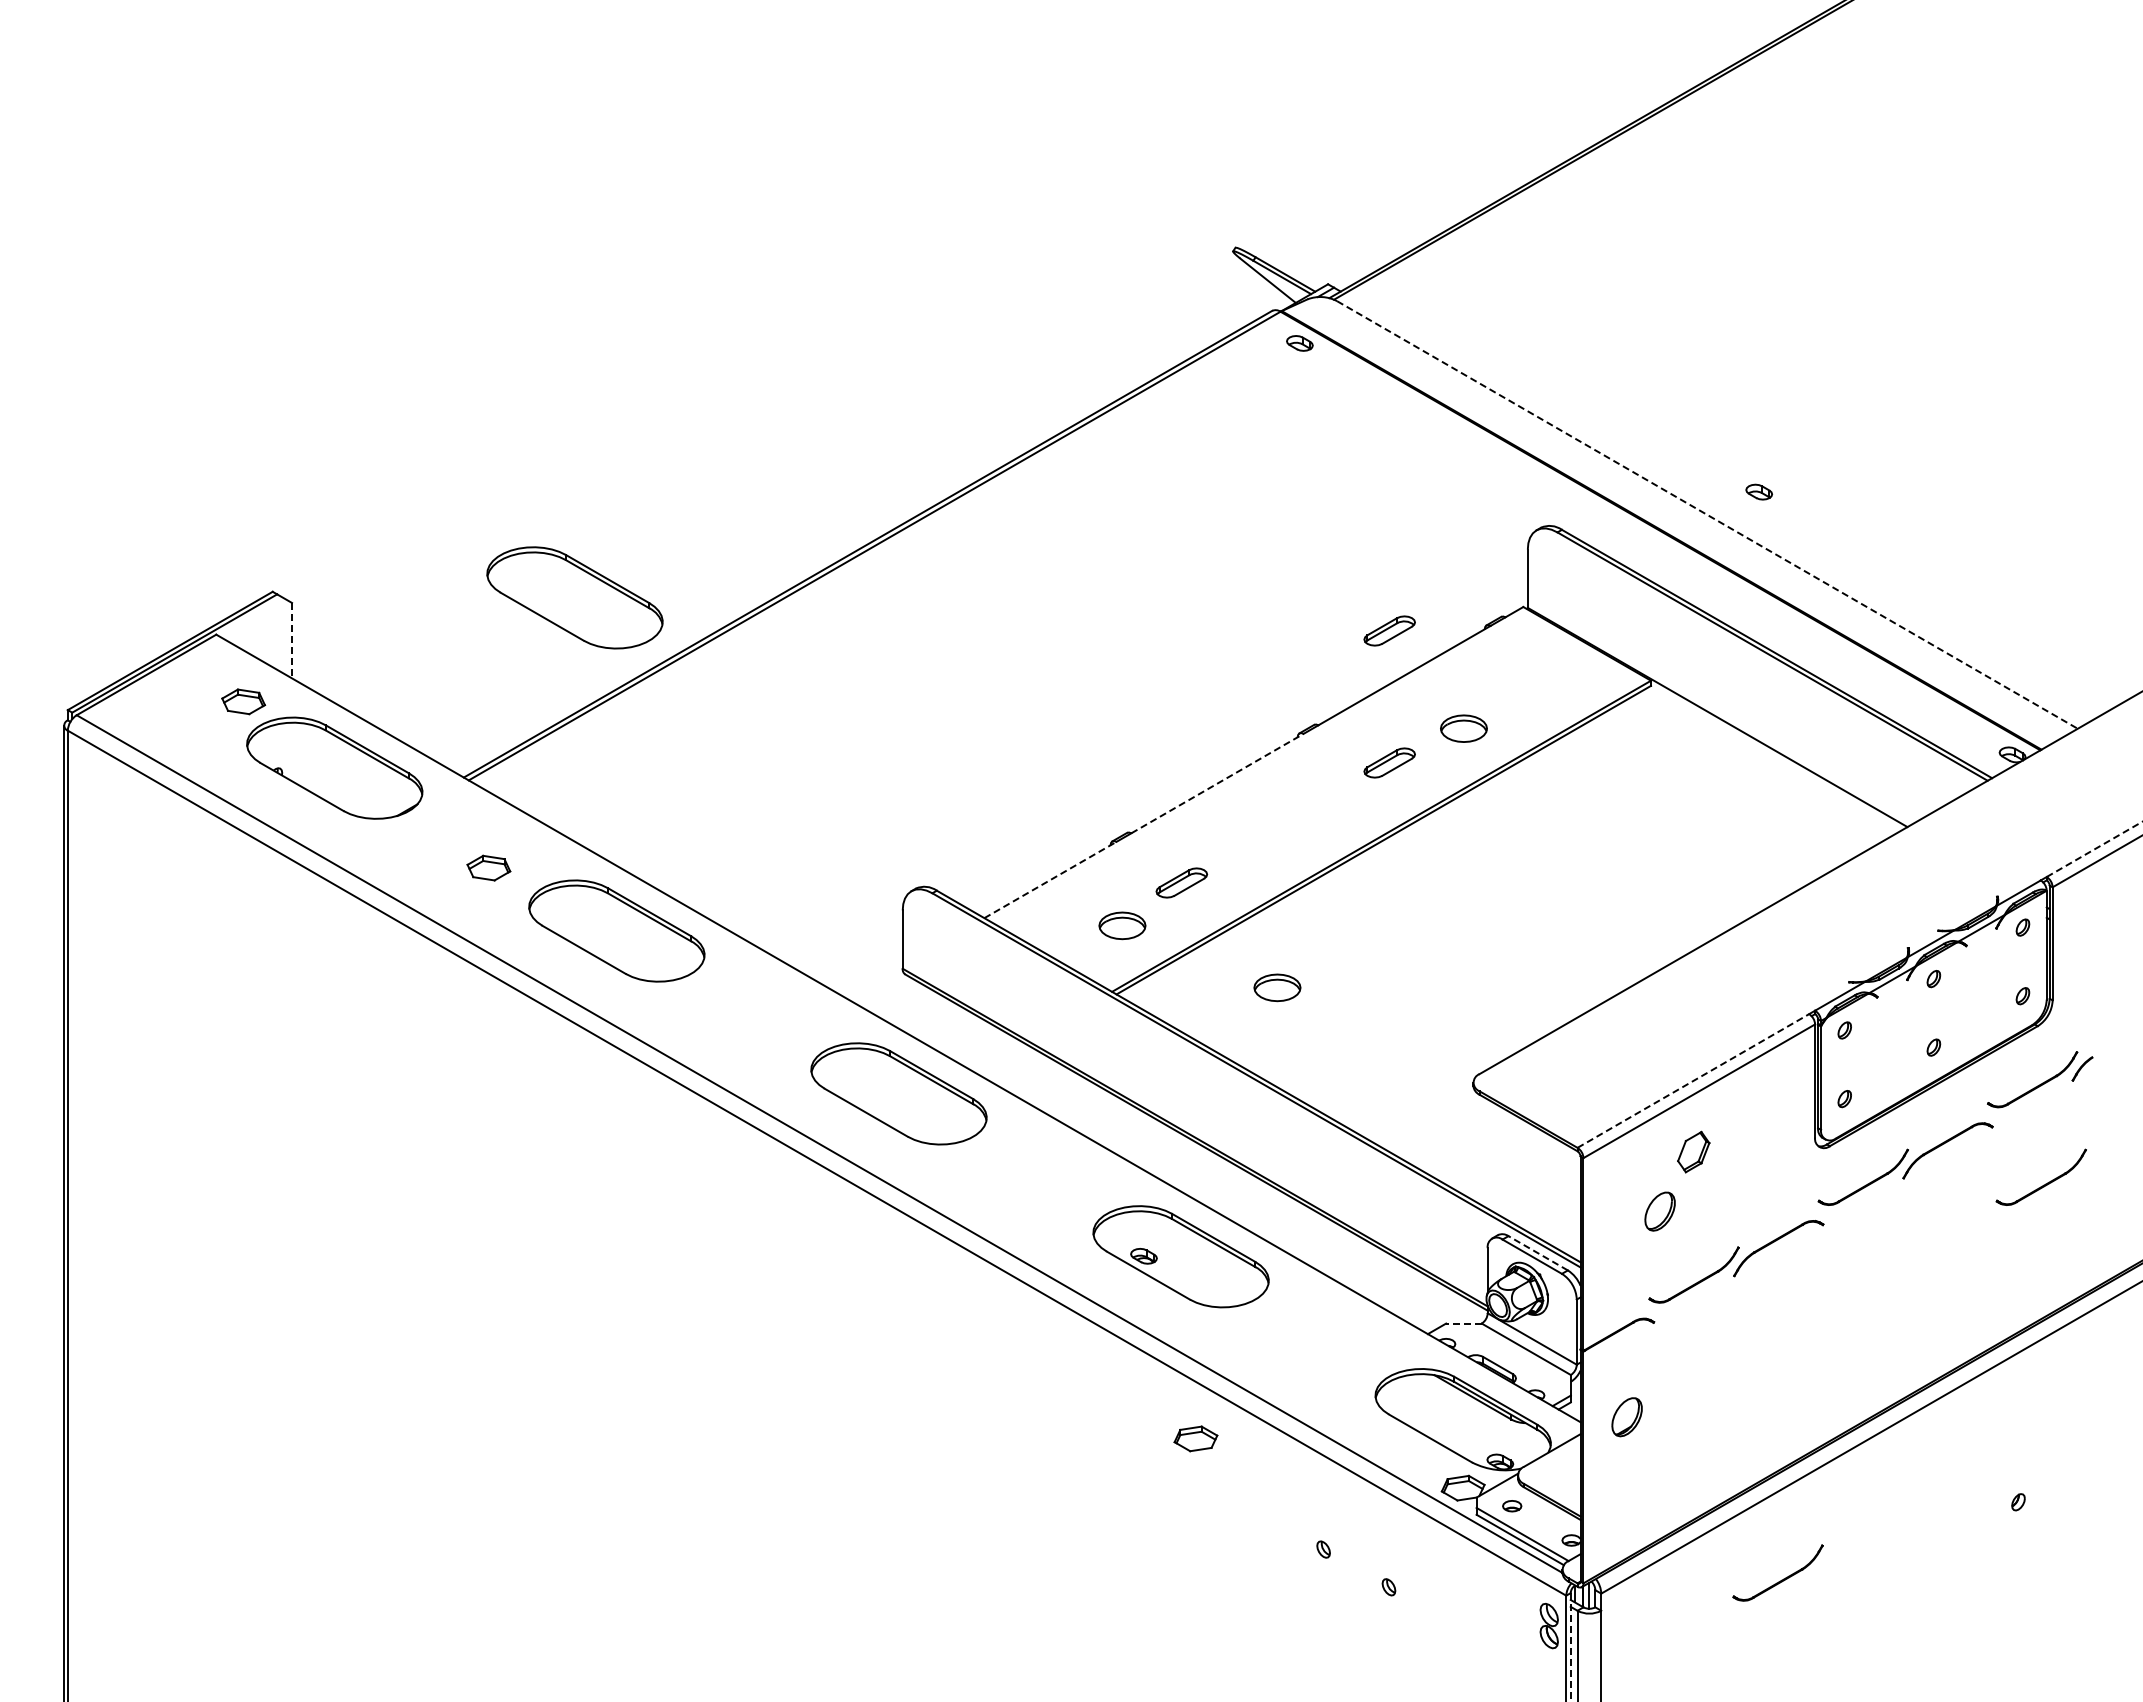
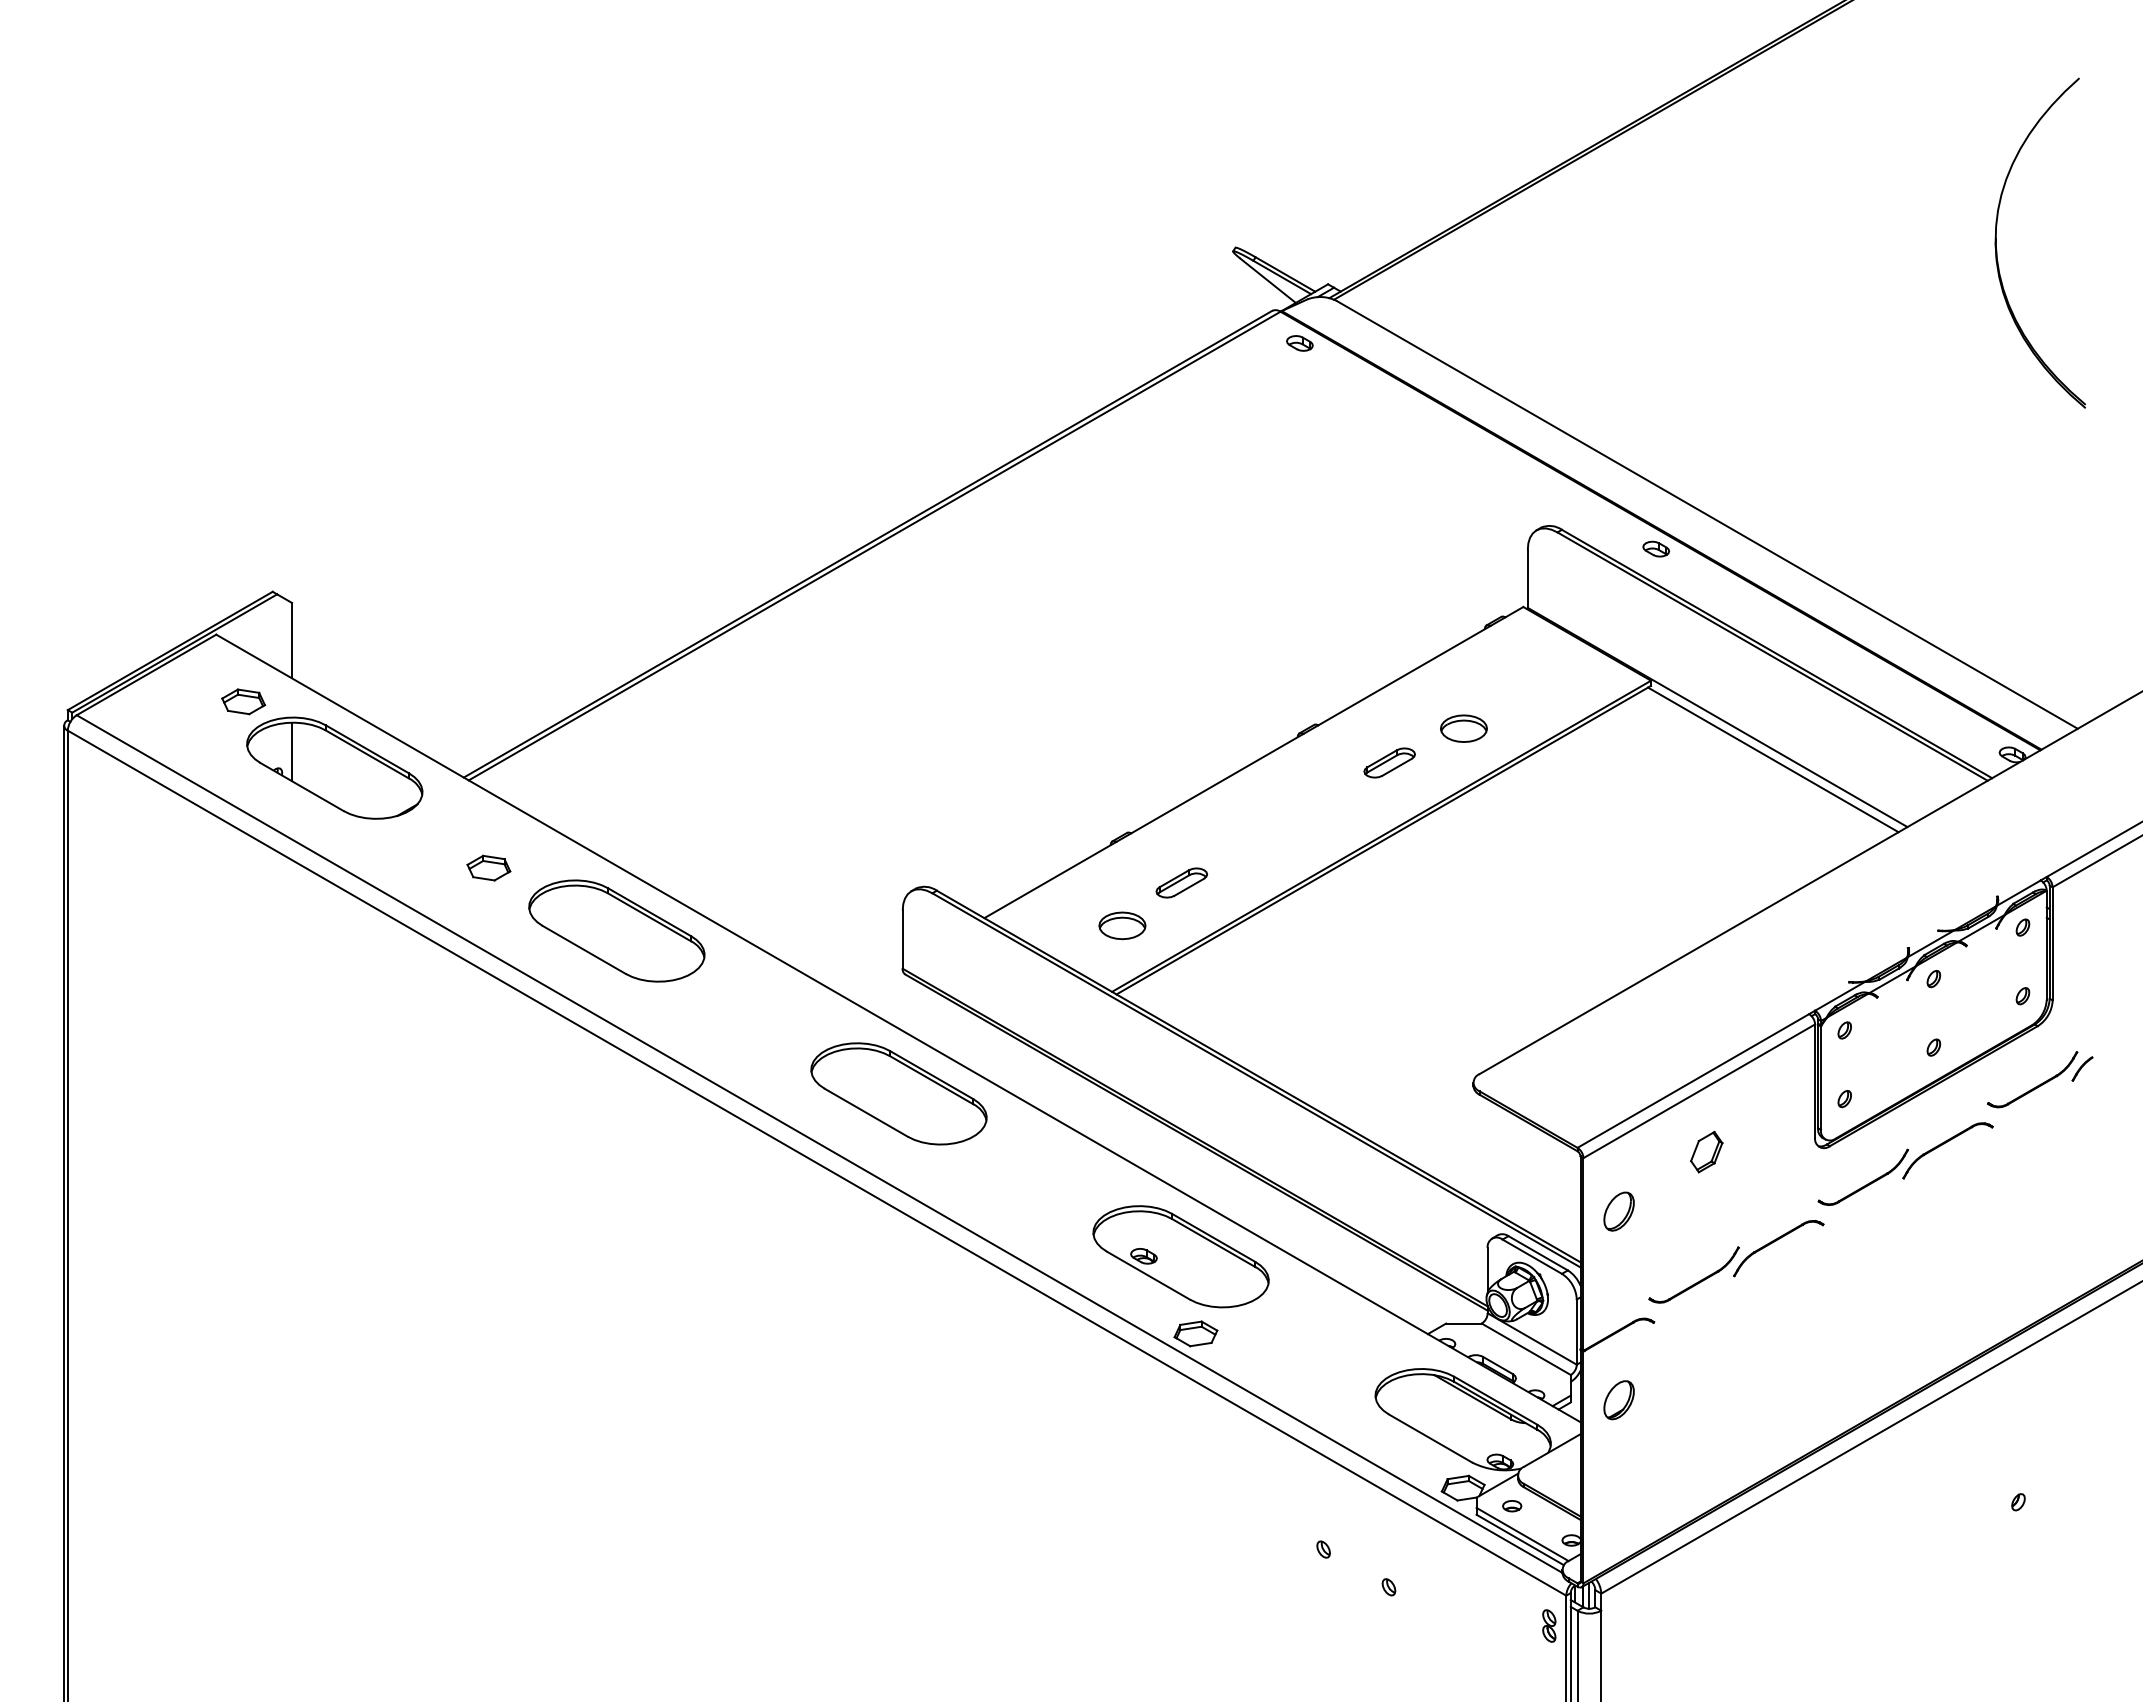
part: none -> present (1997, 249)
part position: (1758, 491) -> (1655, 548) (1655, 548)
line: dashed -> solid (1707, 515)
part: present -> none (574, 597)
part: present -> none (1389, 630)
line: dashed -> solid (292, 640)
line: none -> present (292, 751)
line: none -> present (1773, 759)
line: dashed -> solid (1217, 783)
line: dashed -> solid (2095, 849)
line: dashed -> solid (1050, 879)
part: present -> none (1277, 987)
line: dashed -> solid (1693, 1080)
part position: (1693, 1151) -> (1706, 1151) (1706, 1151)
part: present -> none (2043, 1184)
part position: (1659, 1211) -> (1618, 1211) (1618, 1211)
line: dashed -> solid (1537, 1253)
line: dashed -> solid (1463, 1323)
part position: (1626, 1417) -> (1618, 1400) (1618, 1400)
part position: (1195, 1438) -> (1195, 1333) (1195, 1333)
part: present -> none (1781, 1579)
part size: 20x47 px -> 15x34 px (1549, 1625)
line: dashed -> solid (1570, 1647)
